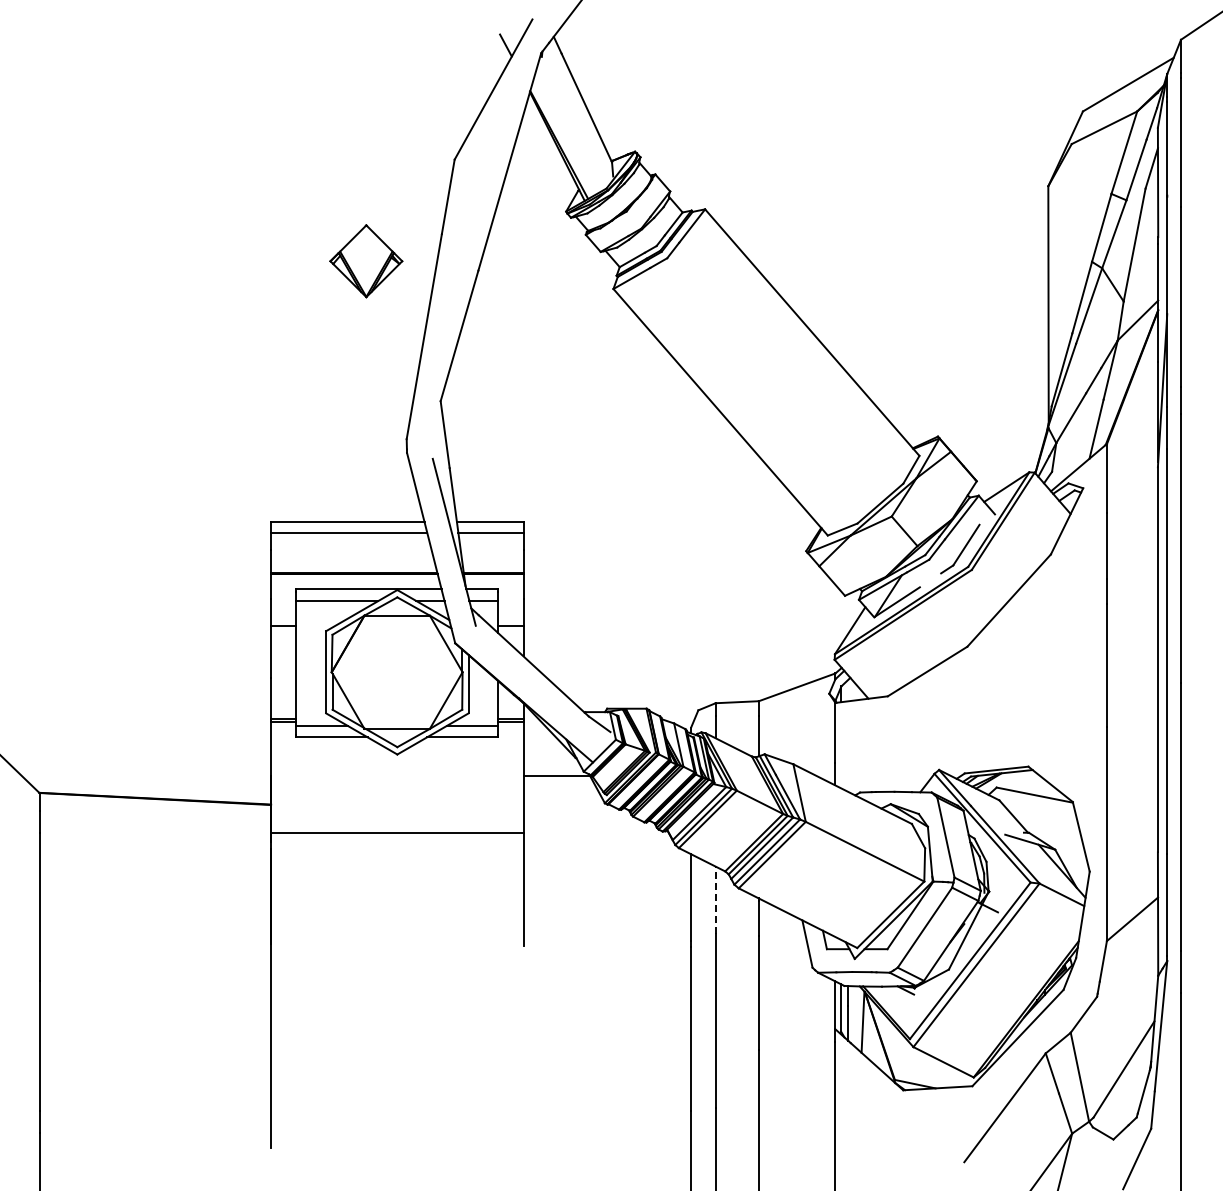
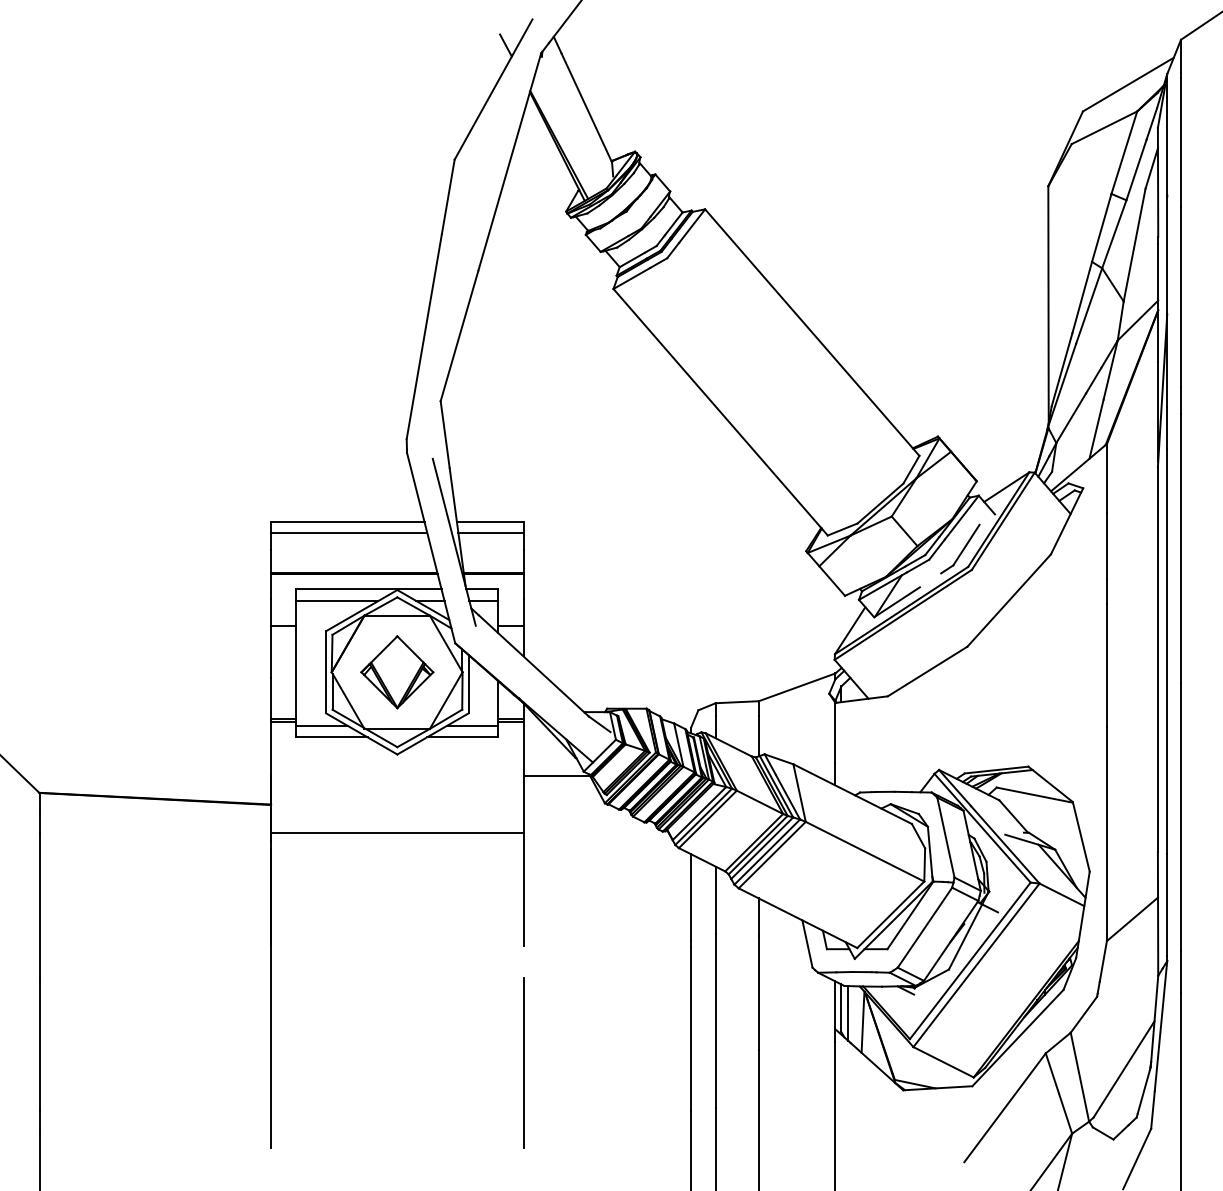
part position: (366, 261) -> (397, 672) (397, 672)
line: dashed -> solid (715, 900)
line: none -> present (523, 1062)
